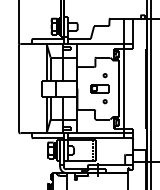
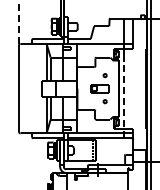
line: solid -> dashed (19, 22)
line: solid -> dashed (123, 99)
